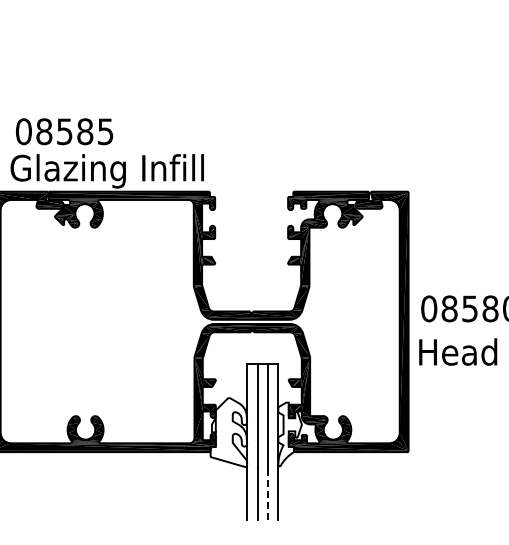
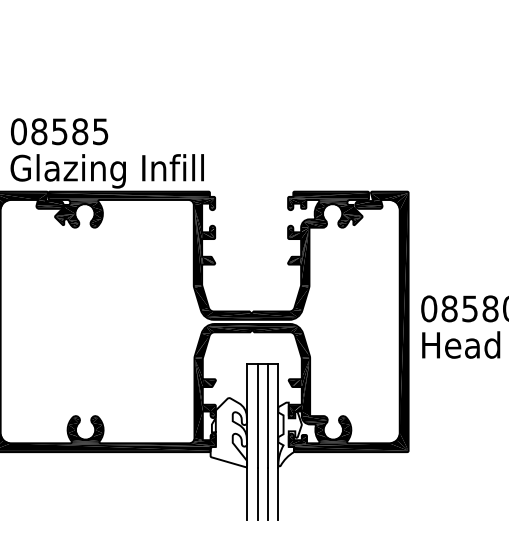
text position: (64, 131) -> (59, 131) (59, 131)
text position: (458, 351) -> (461, 344) (461, 344)
line: dashed -> solid (267, 493)
